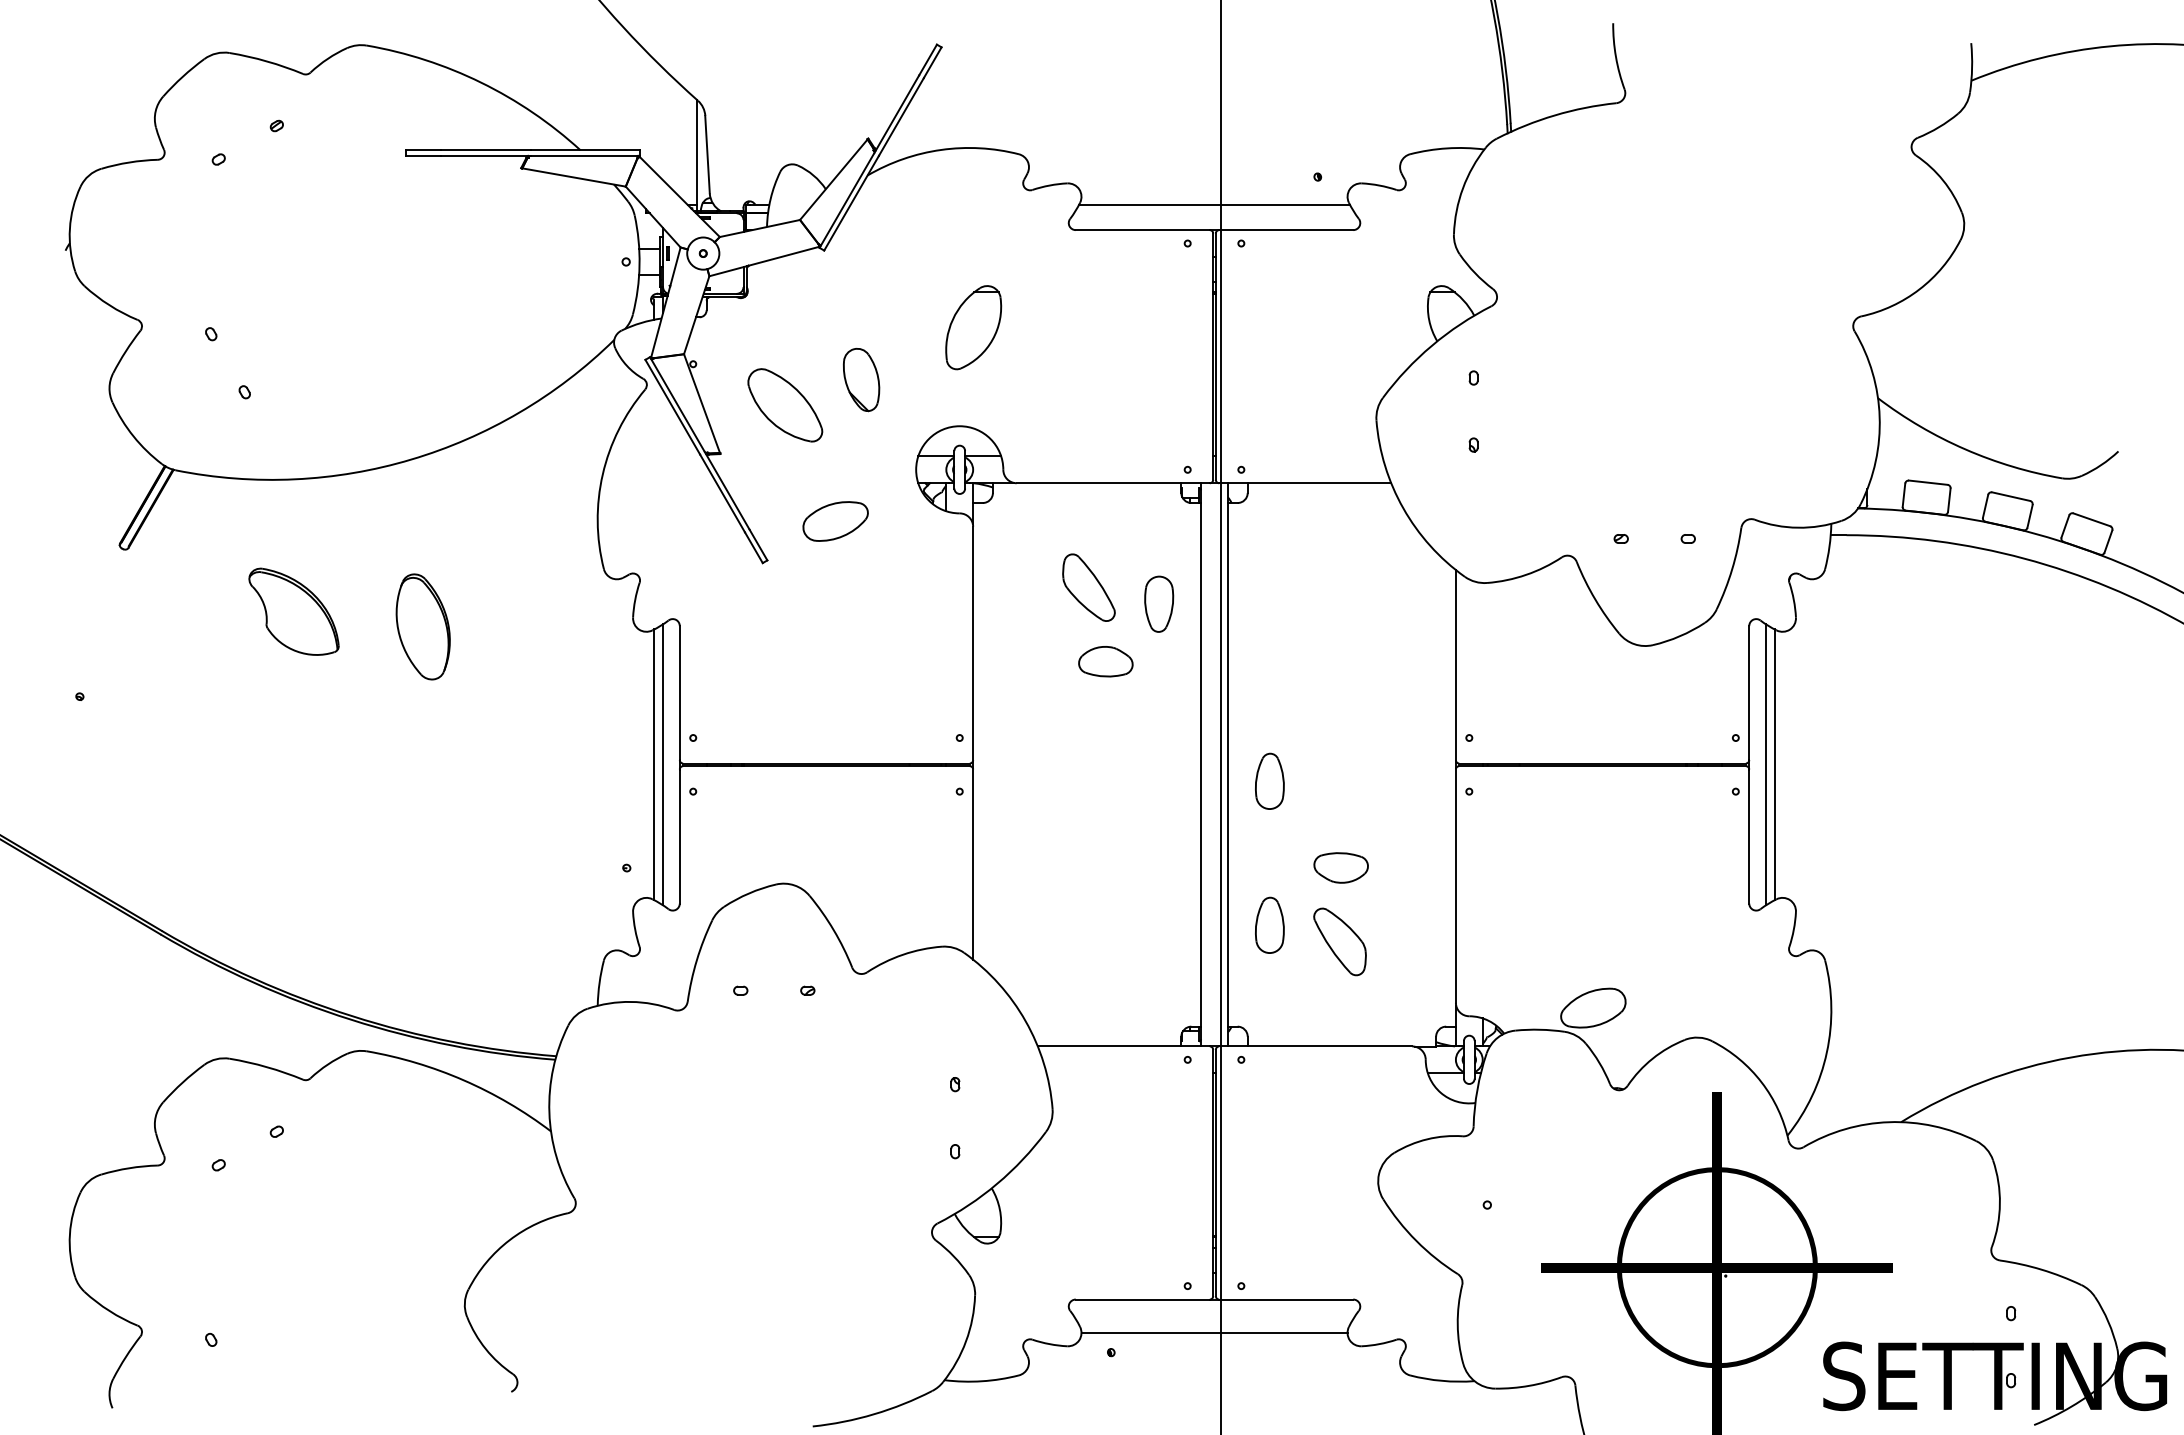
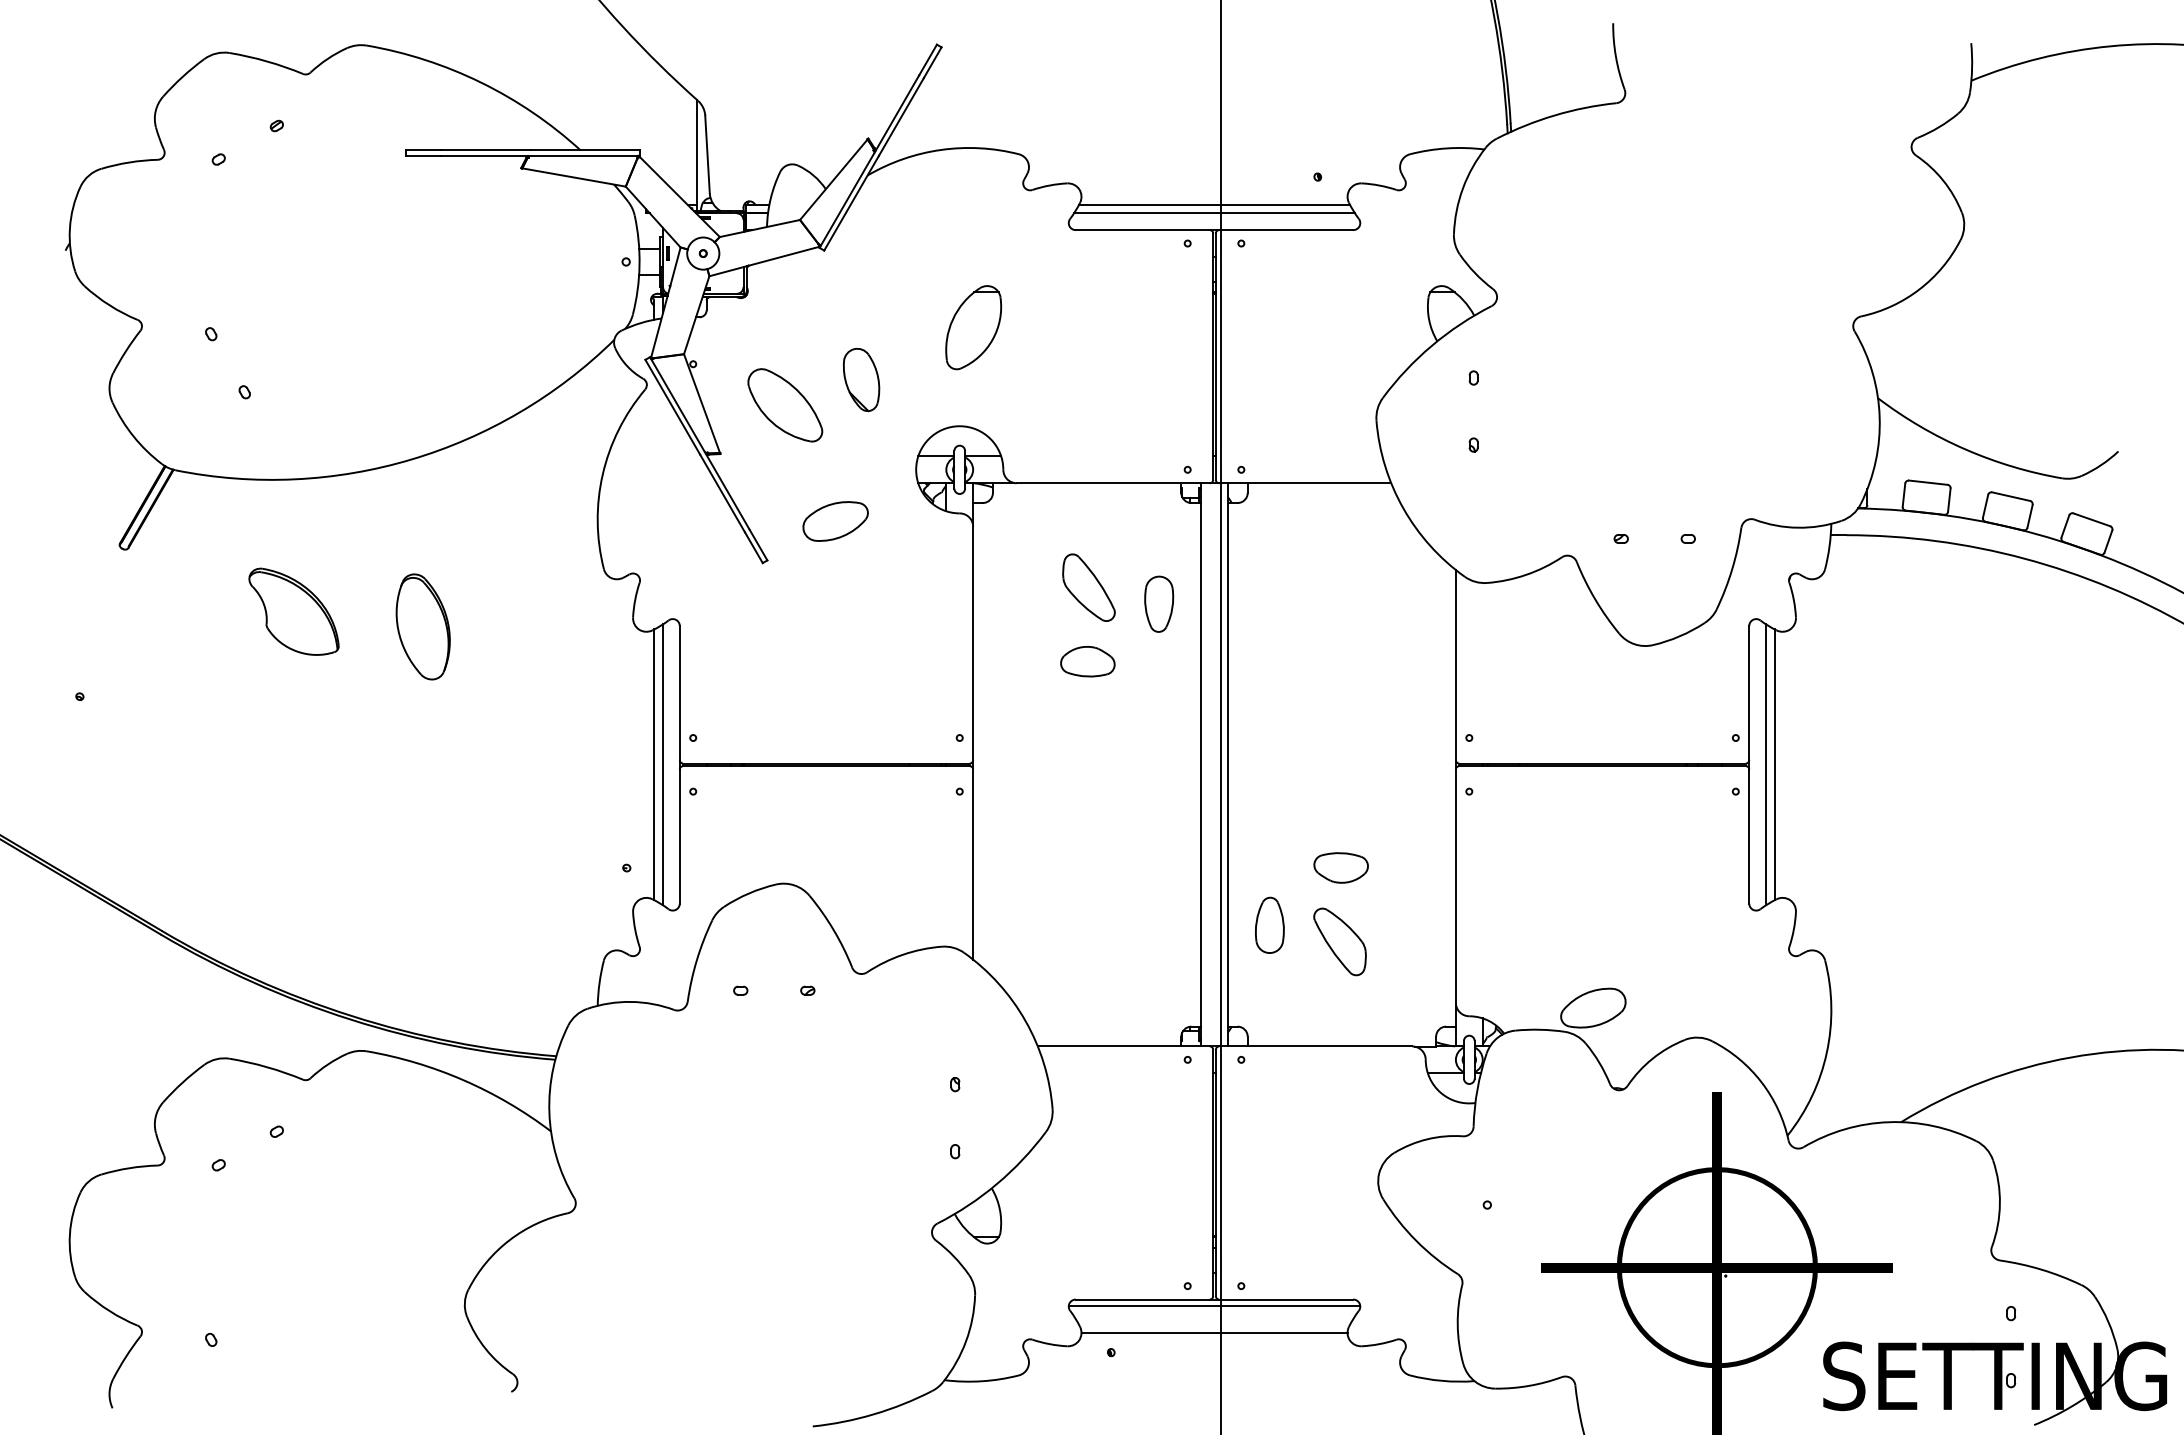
line: none -> present (1214, 213)
part position: (1105, 661) -> (1087, 661) (1087, 661)
part: present -> none (1269, 780)
line: none -> present (1214, 1306)
